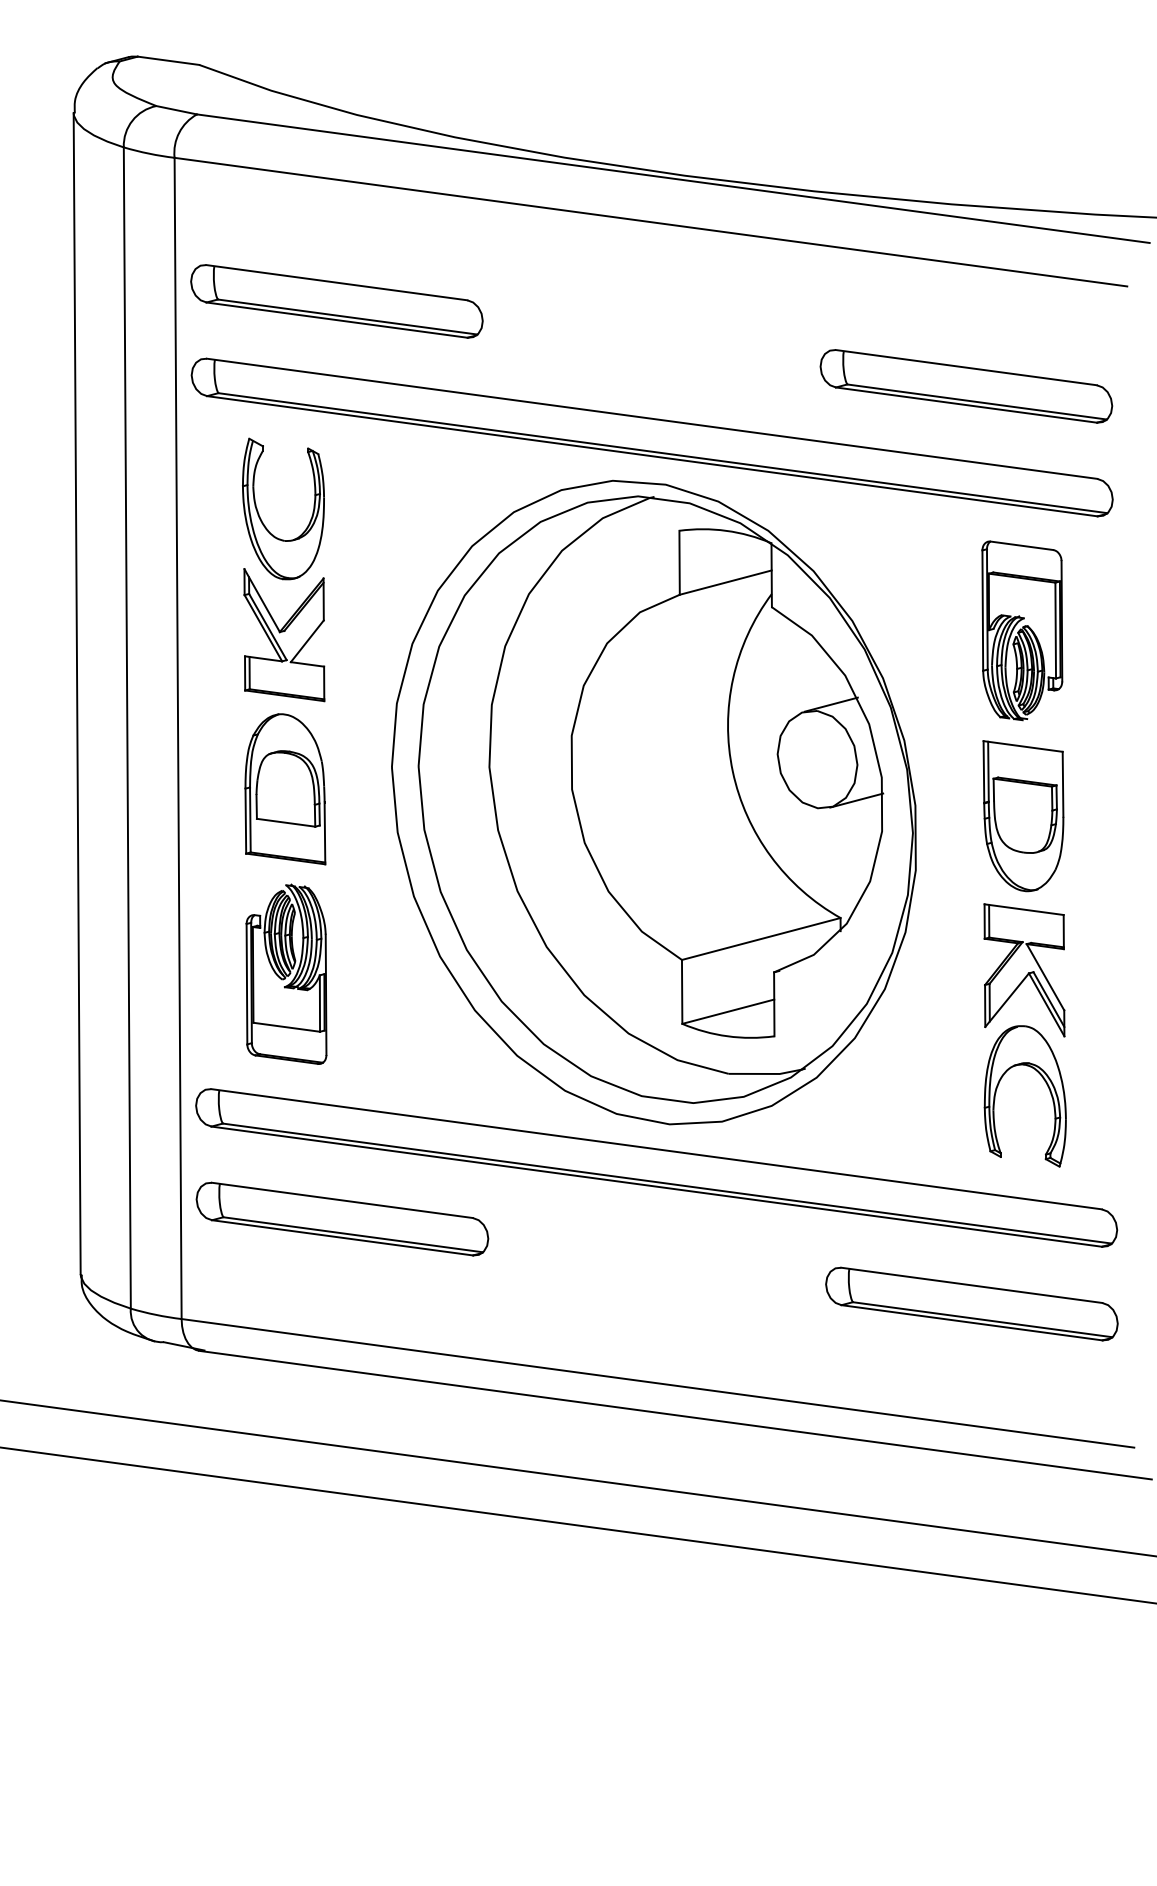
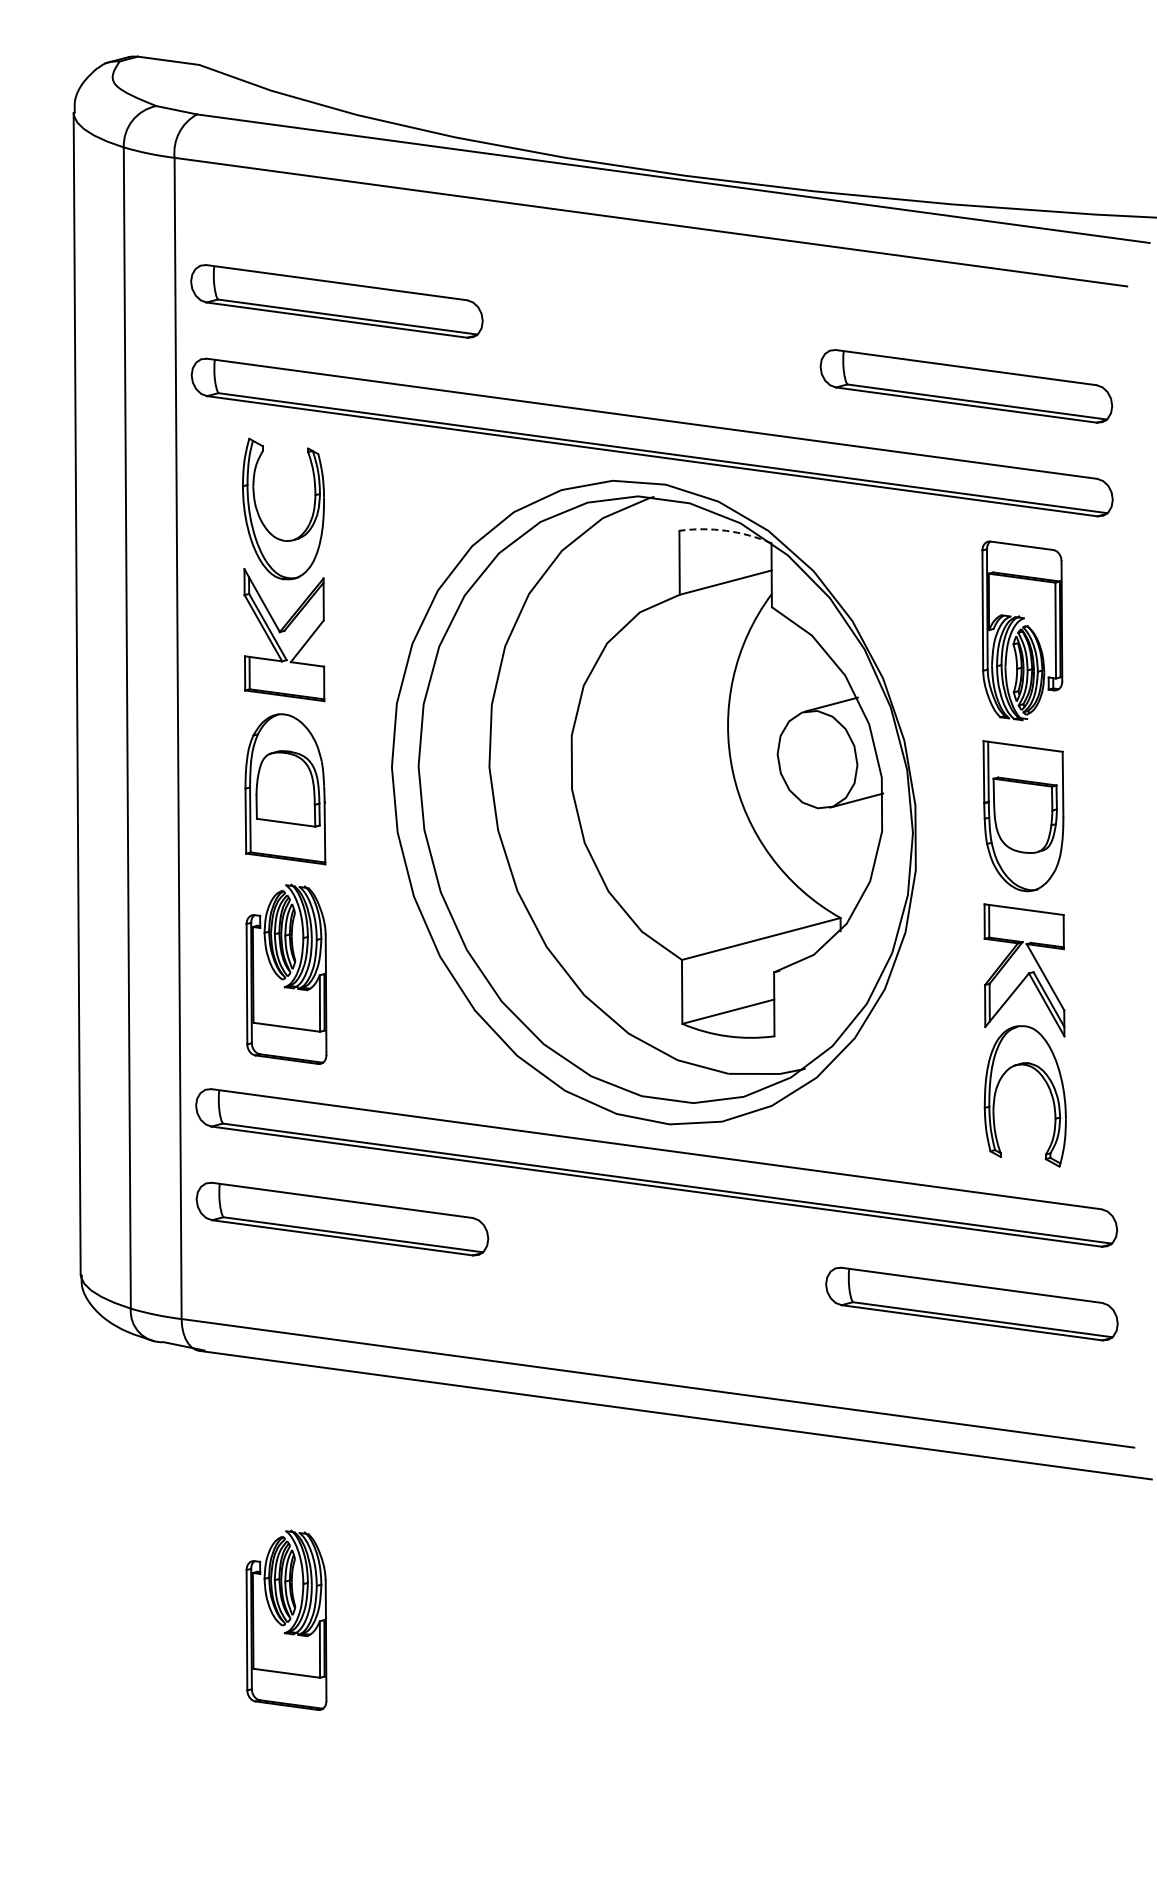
arc: solid -> dashed (726, 530)
line: present -> none (577, 1477)
line: present -> none (577, 1525)
part: none -> present (286, 1619)
